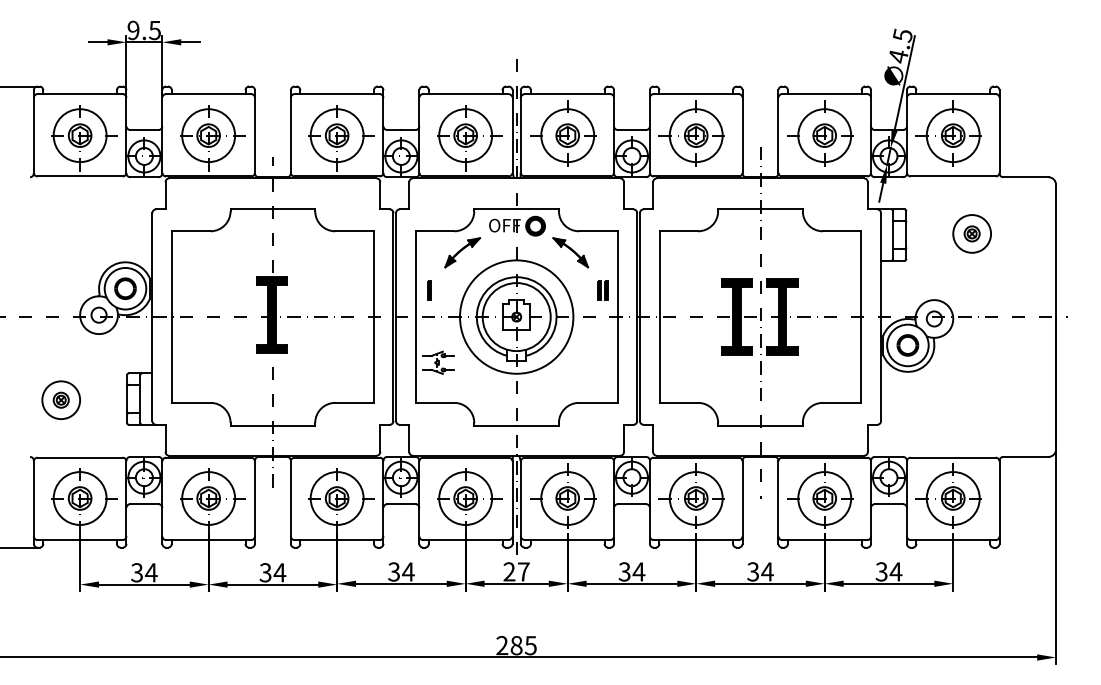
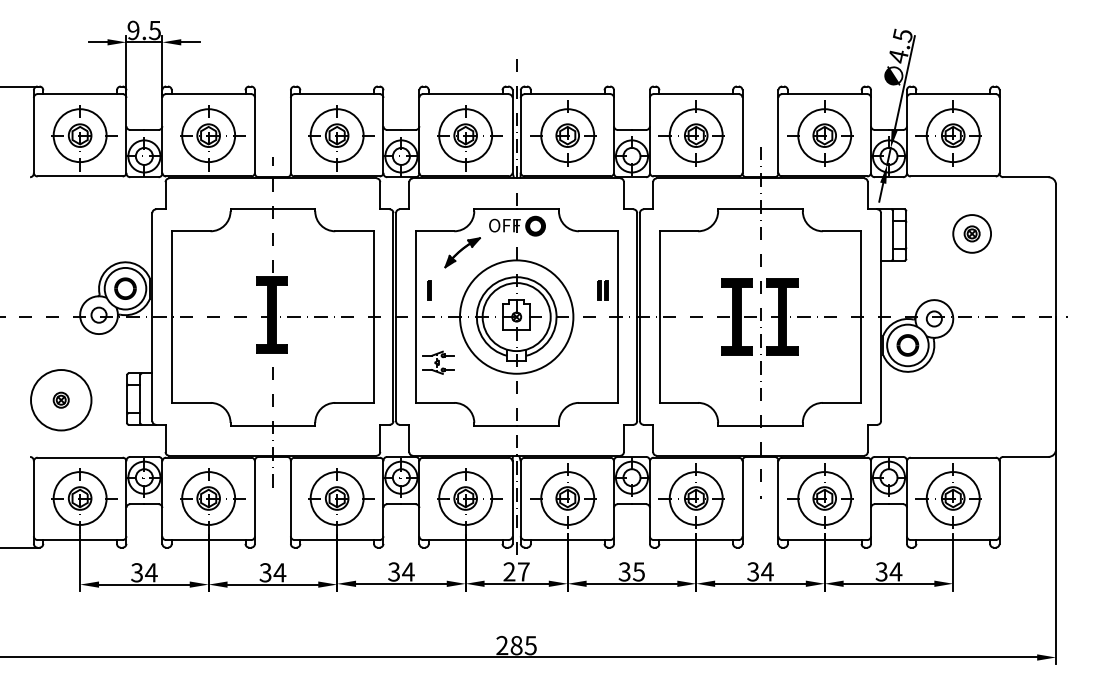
part: present -> none (570, 252)
circle diameter: 38 px -> 60 px (61, 400)
text: 34 -> 35 (638, 571)
